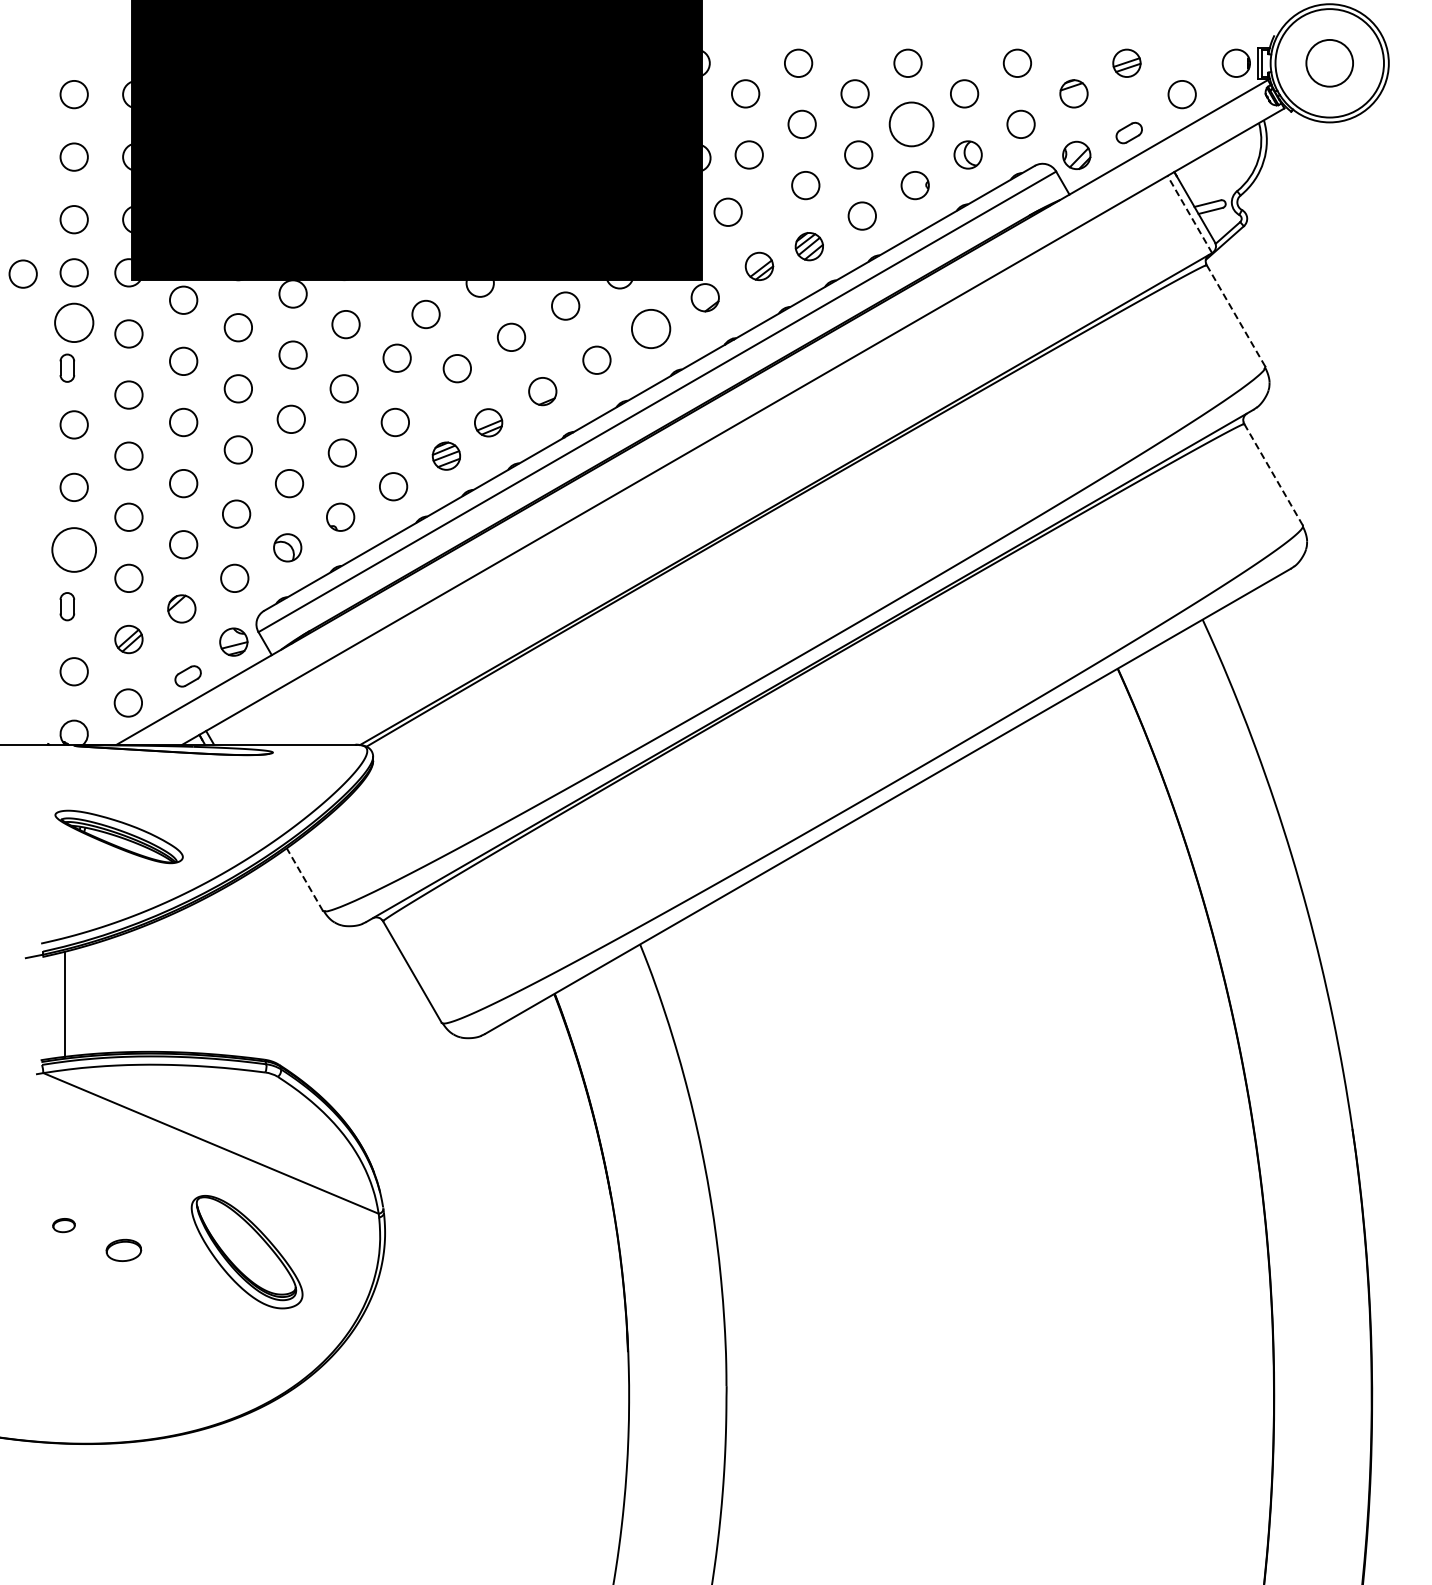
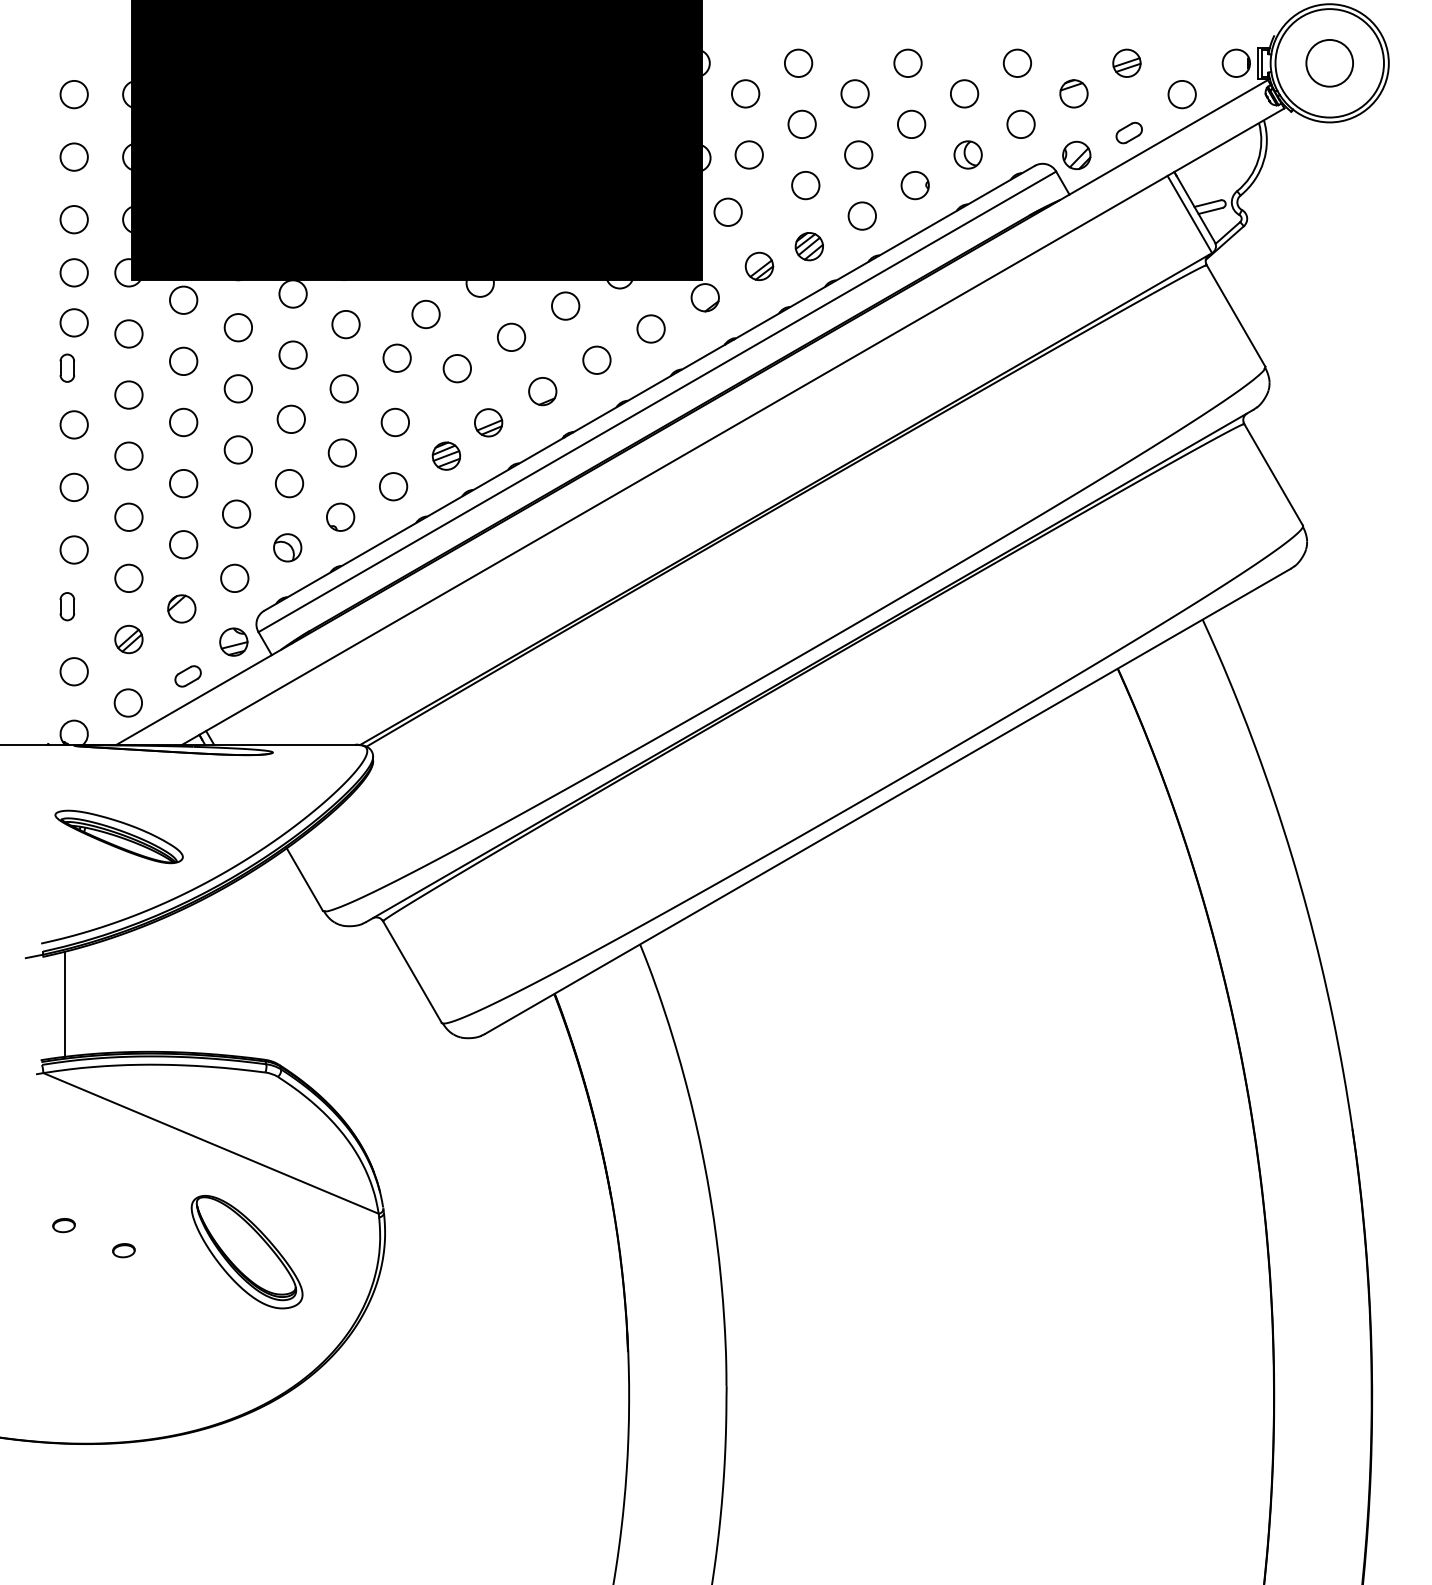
circle diameter: 44 px -> 27 px (911, 124)
line: dashed -> solid (1189, 214)
circle: present -> none (22, 273)
line: dashed -> solid (1236, 316)
circle diameter: 38 px -> 27 px (73, 322)
circle diameter: 38 px -> 27 px (650, 328)
line: dashed -> solid (1273, 474)
circle diameter: 44 px -> 27 px (73, 549)
line: dashed -> solid (304, 879)
part size: 38x24 px -> 24x16 px (123, 1250)
